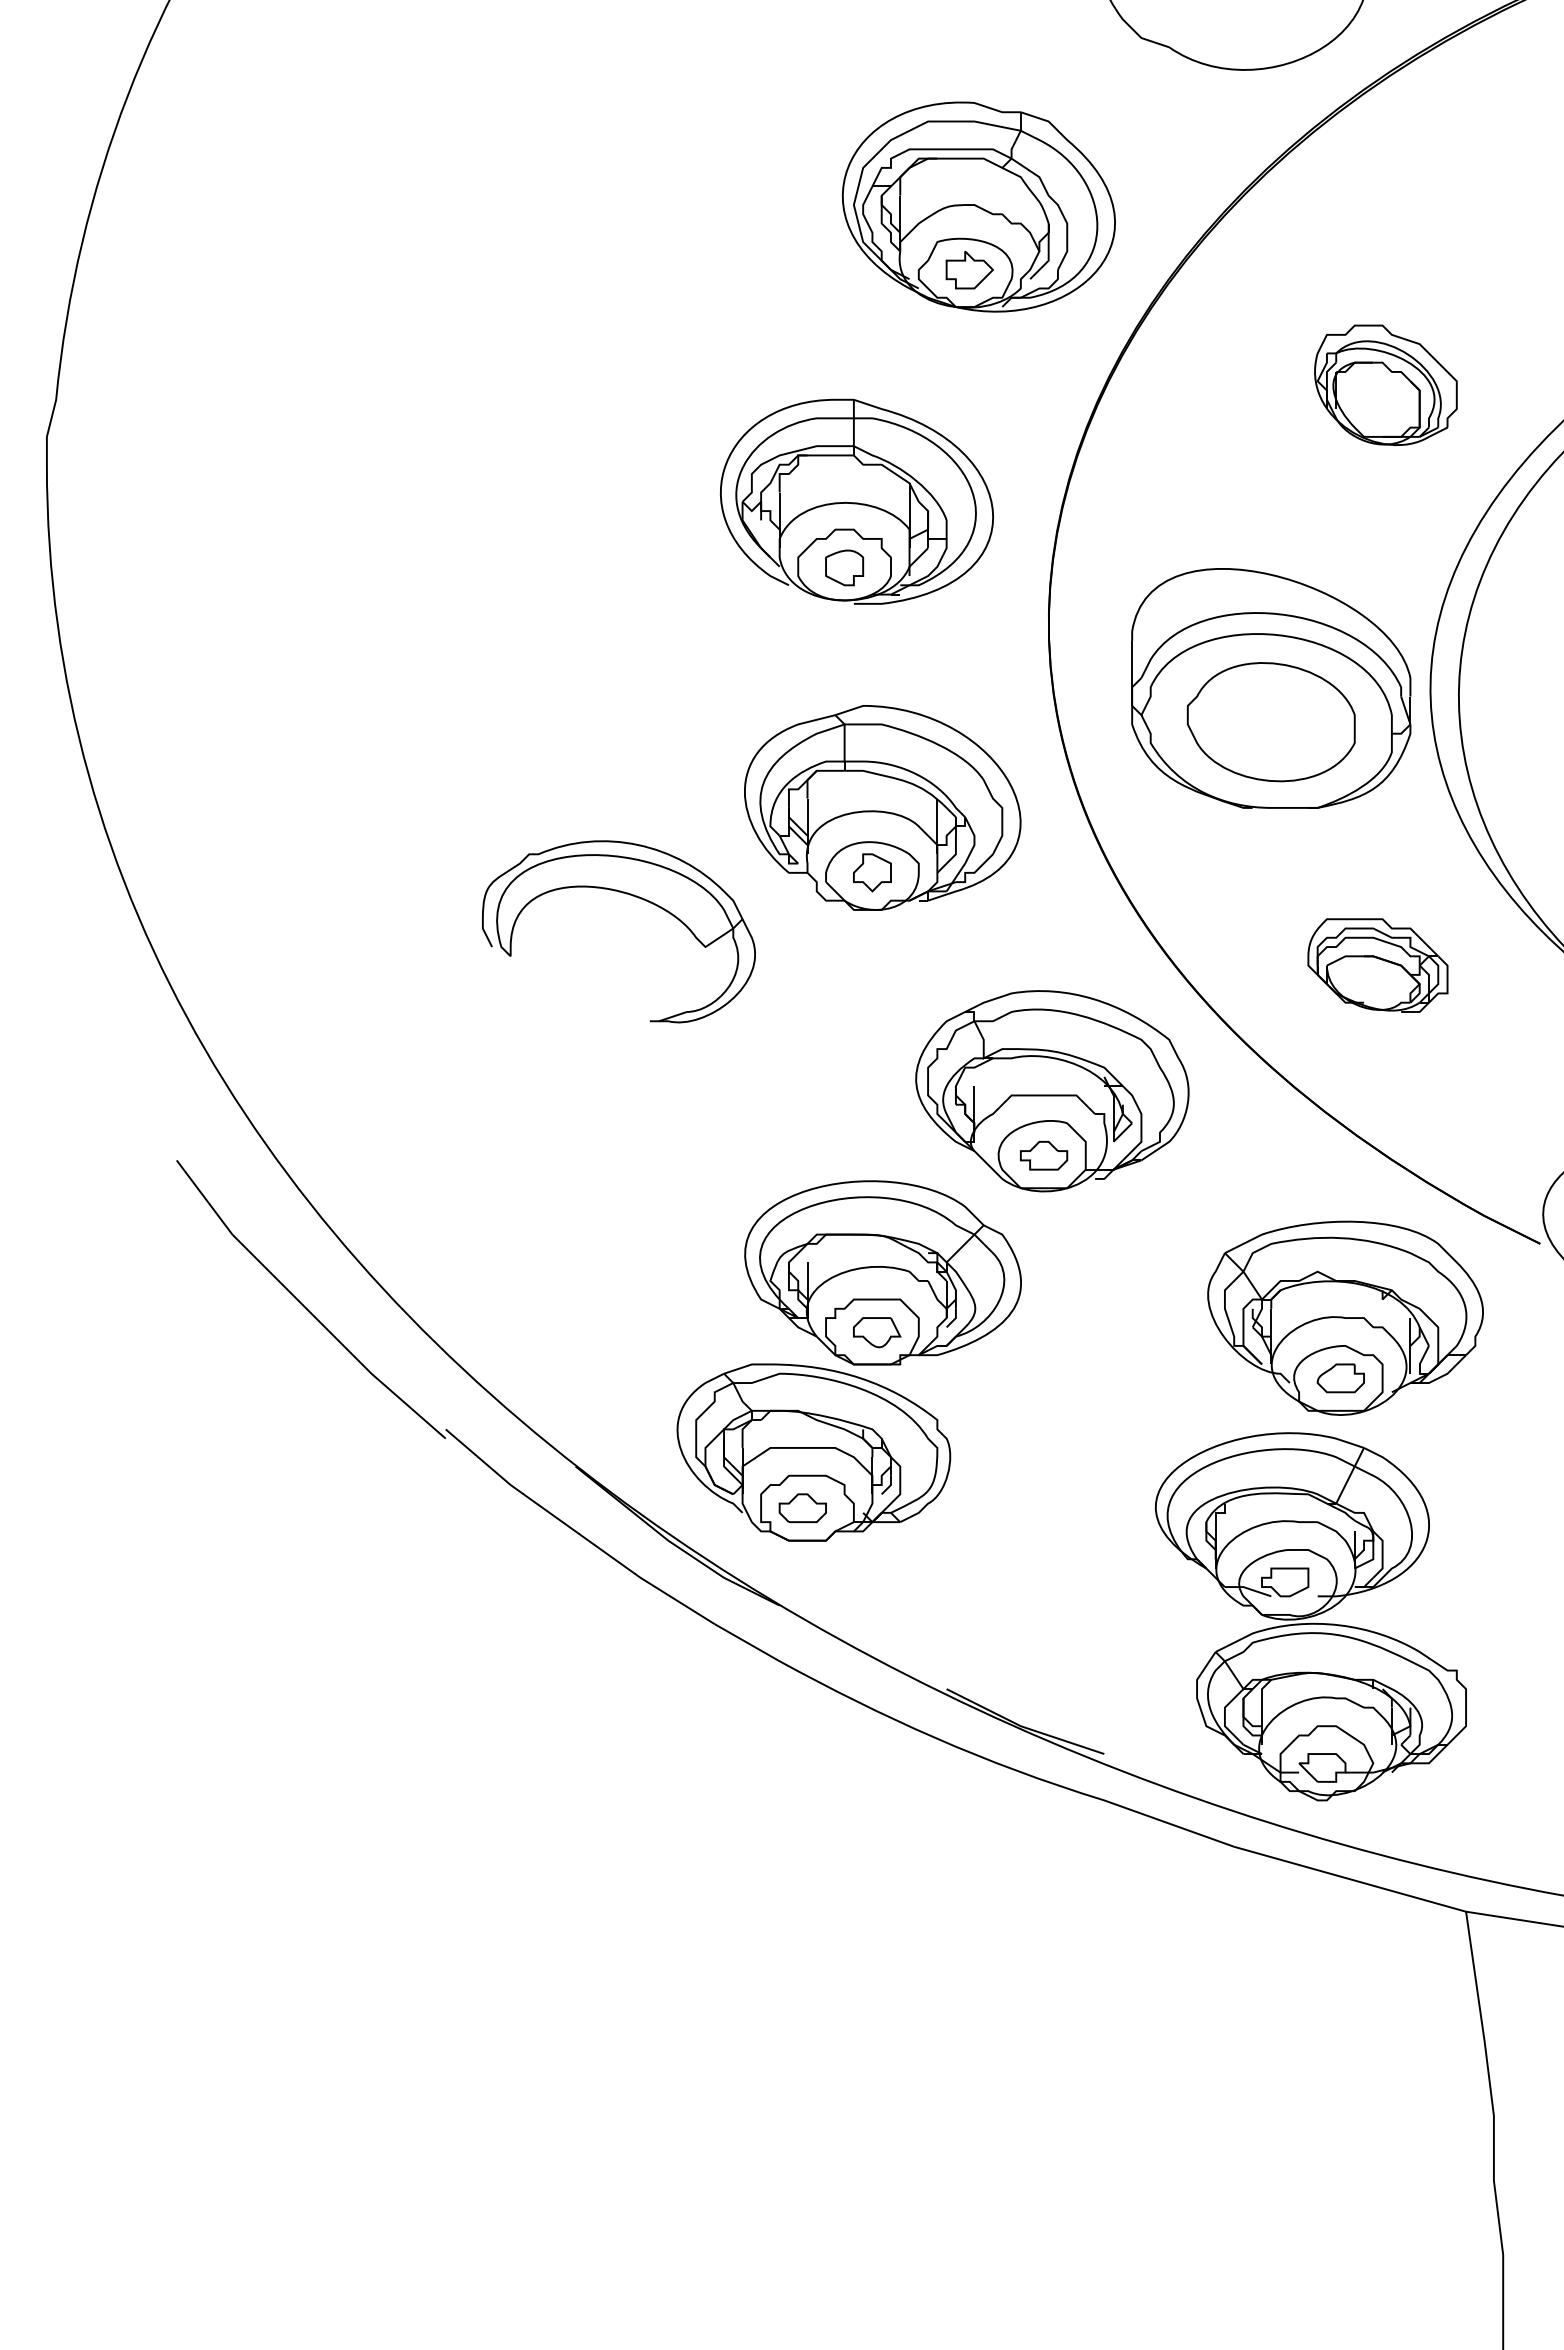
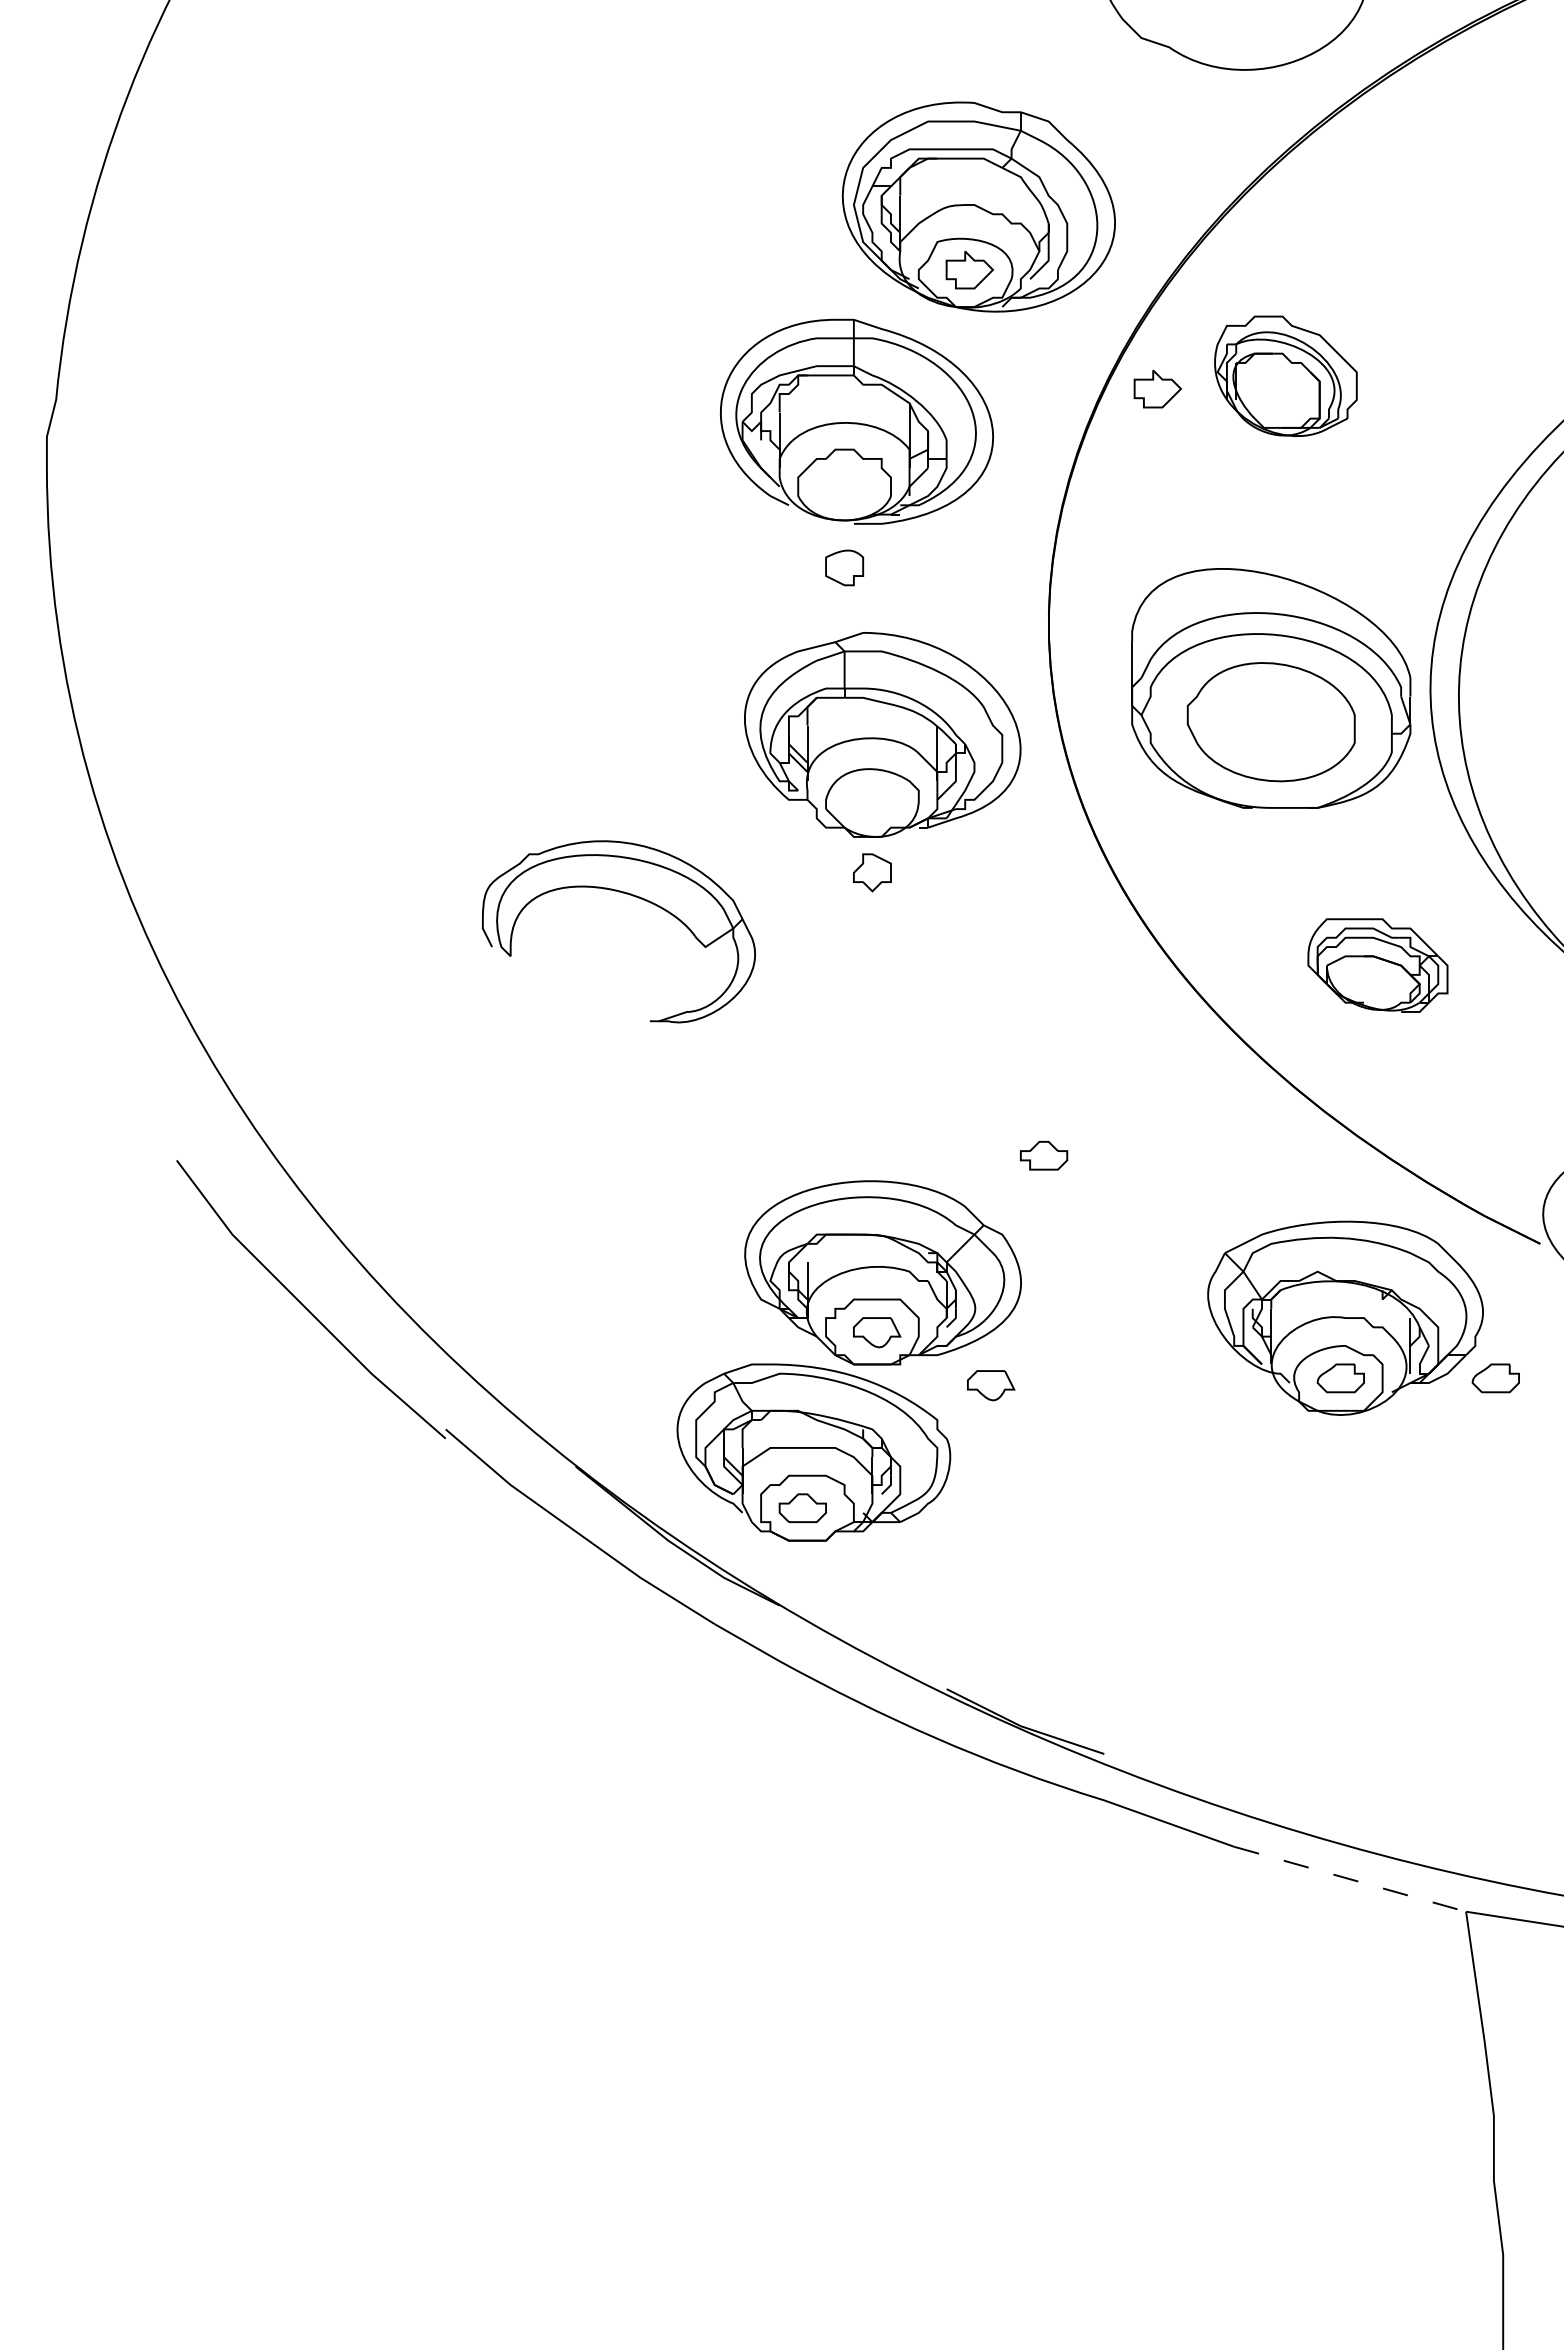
part position: (1385, 384) -> (1285, 375) (1285, 375)
part: none -> present (1157, 388)
part position: (856, 501) -> (856, 421) (856, 421)
part position: (882, 807) -> (882, 734) (882, 734)
part: present -> none (1052, 1091)
part: none -> present (1495, 1378)
part: none -> present (991, 1385)
part: present -> none (1310, 1616)
line: solid -> dashed (1350, 1879)
